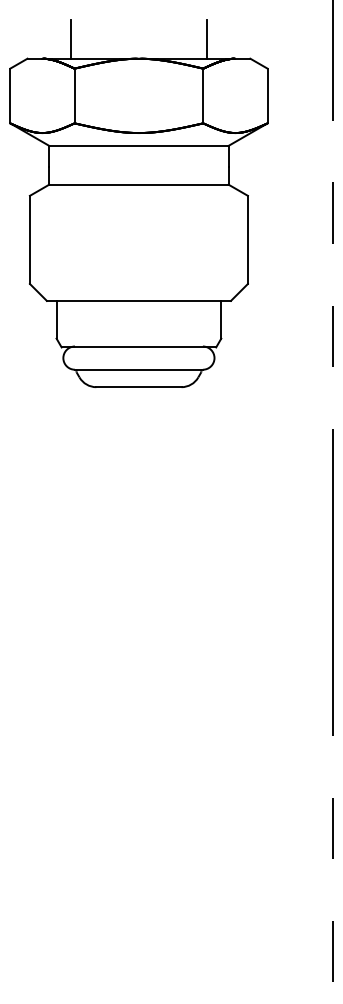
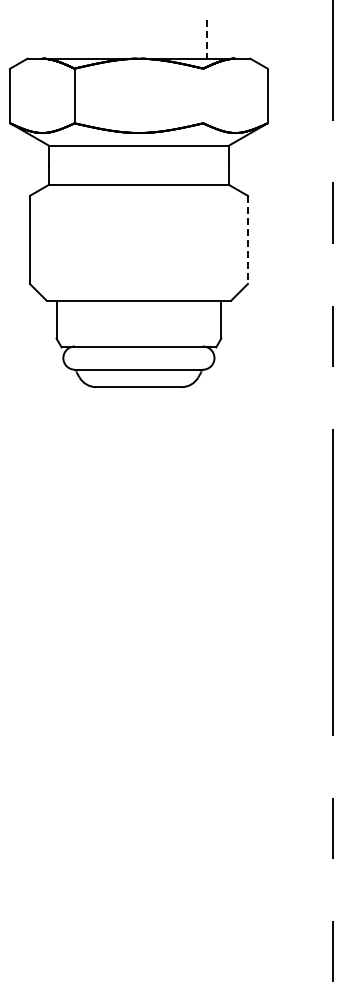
line: present -> none (70, 38)
line: solid -> dashed (206, 39)
line: present -> none (203, 96)
line: solid -> dashed (247, 240)
